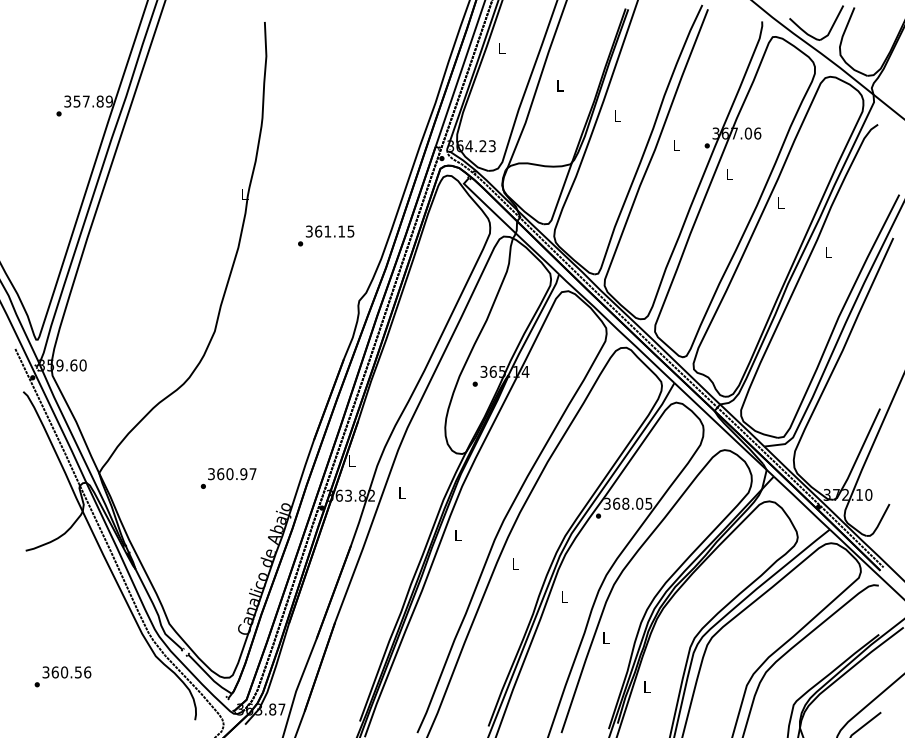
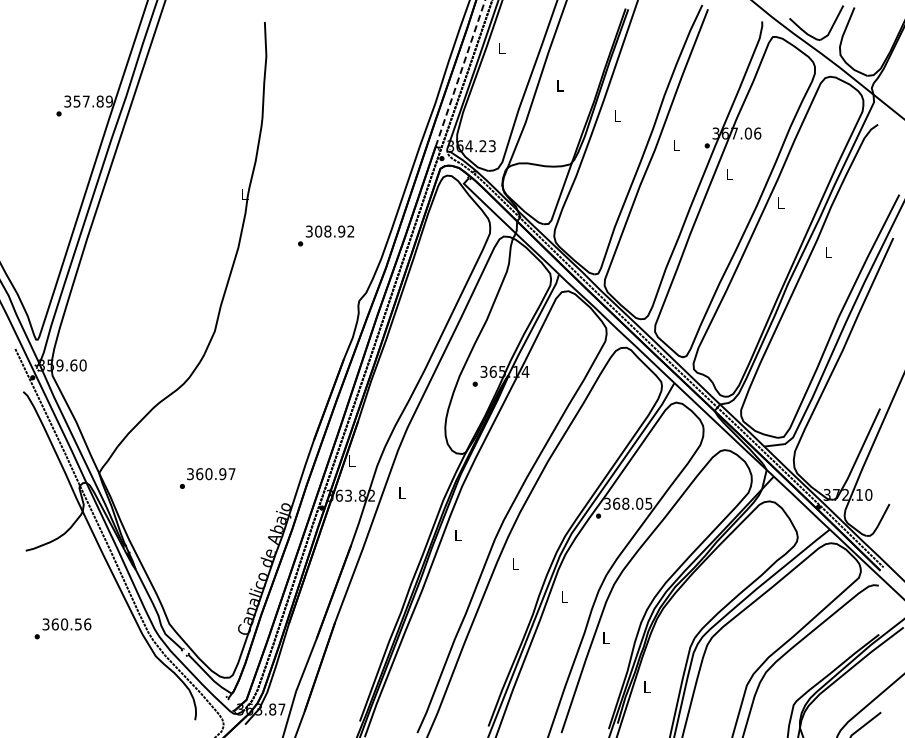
line: solid -> dashed (460, 73)
text: 361.15 -> 308.92 (334, 231)
text position: (228, 478) -> (207, 478) (207, 478)
text position: (62, 676) -> (62, 628) (62, 628)
